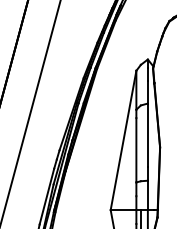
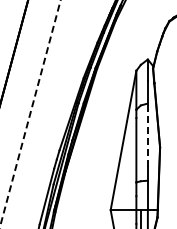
line: solid -> dashed (30, 113)
line: solid -> dashed (147, 135)
